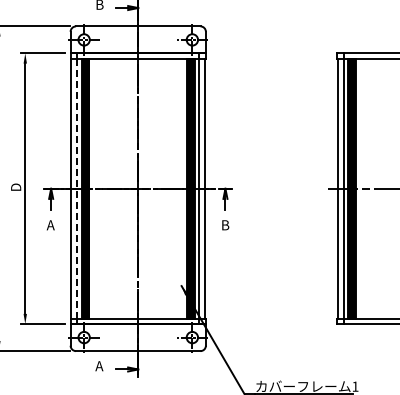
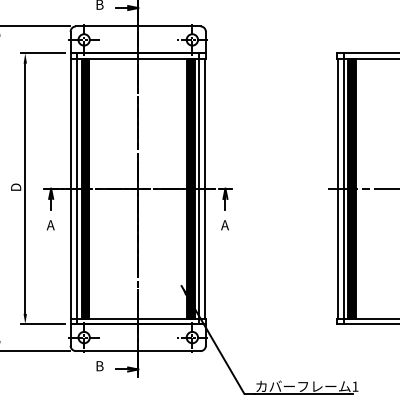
line: dashed -> solid (77, 188)
text: B -> A (225, 225)
text: A -> B (99, 366)
